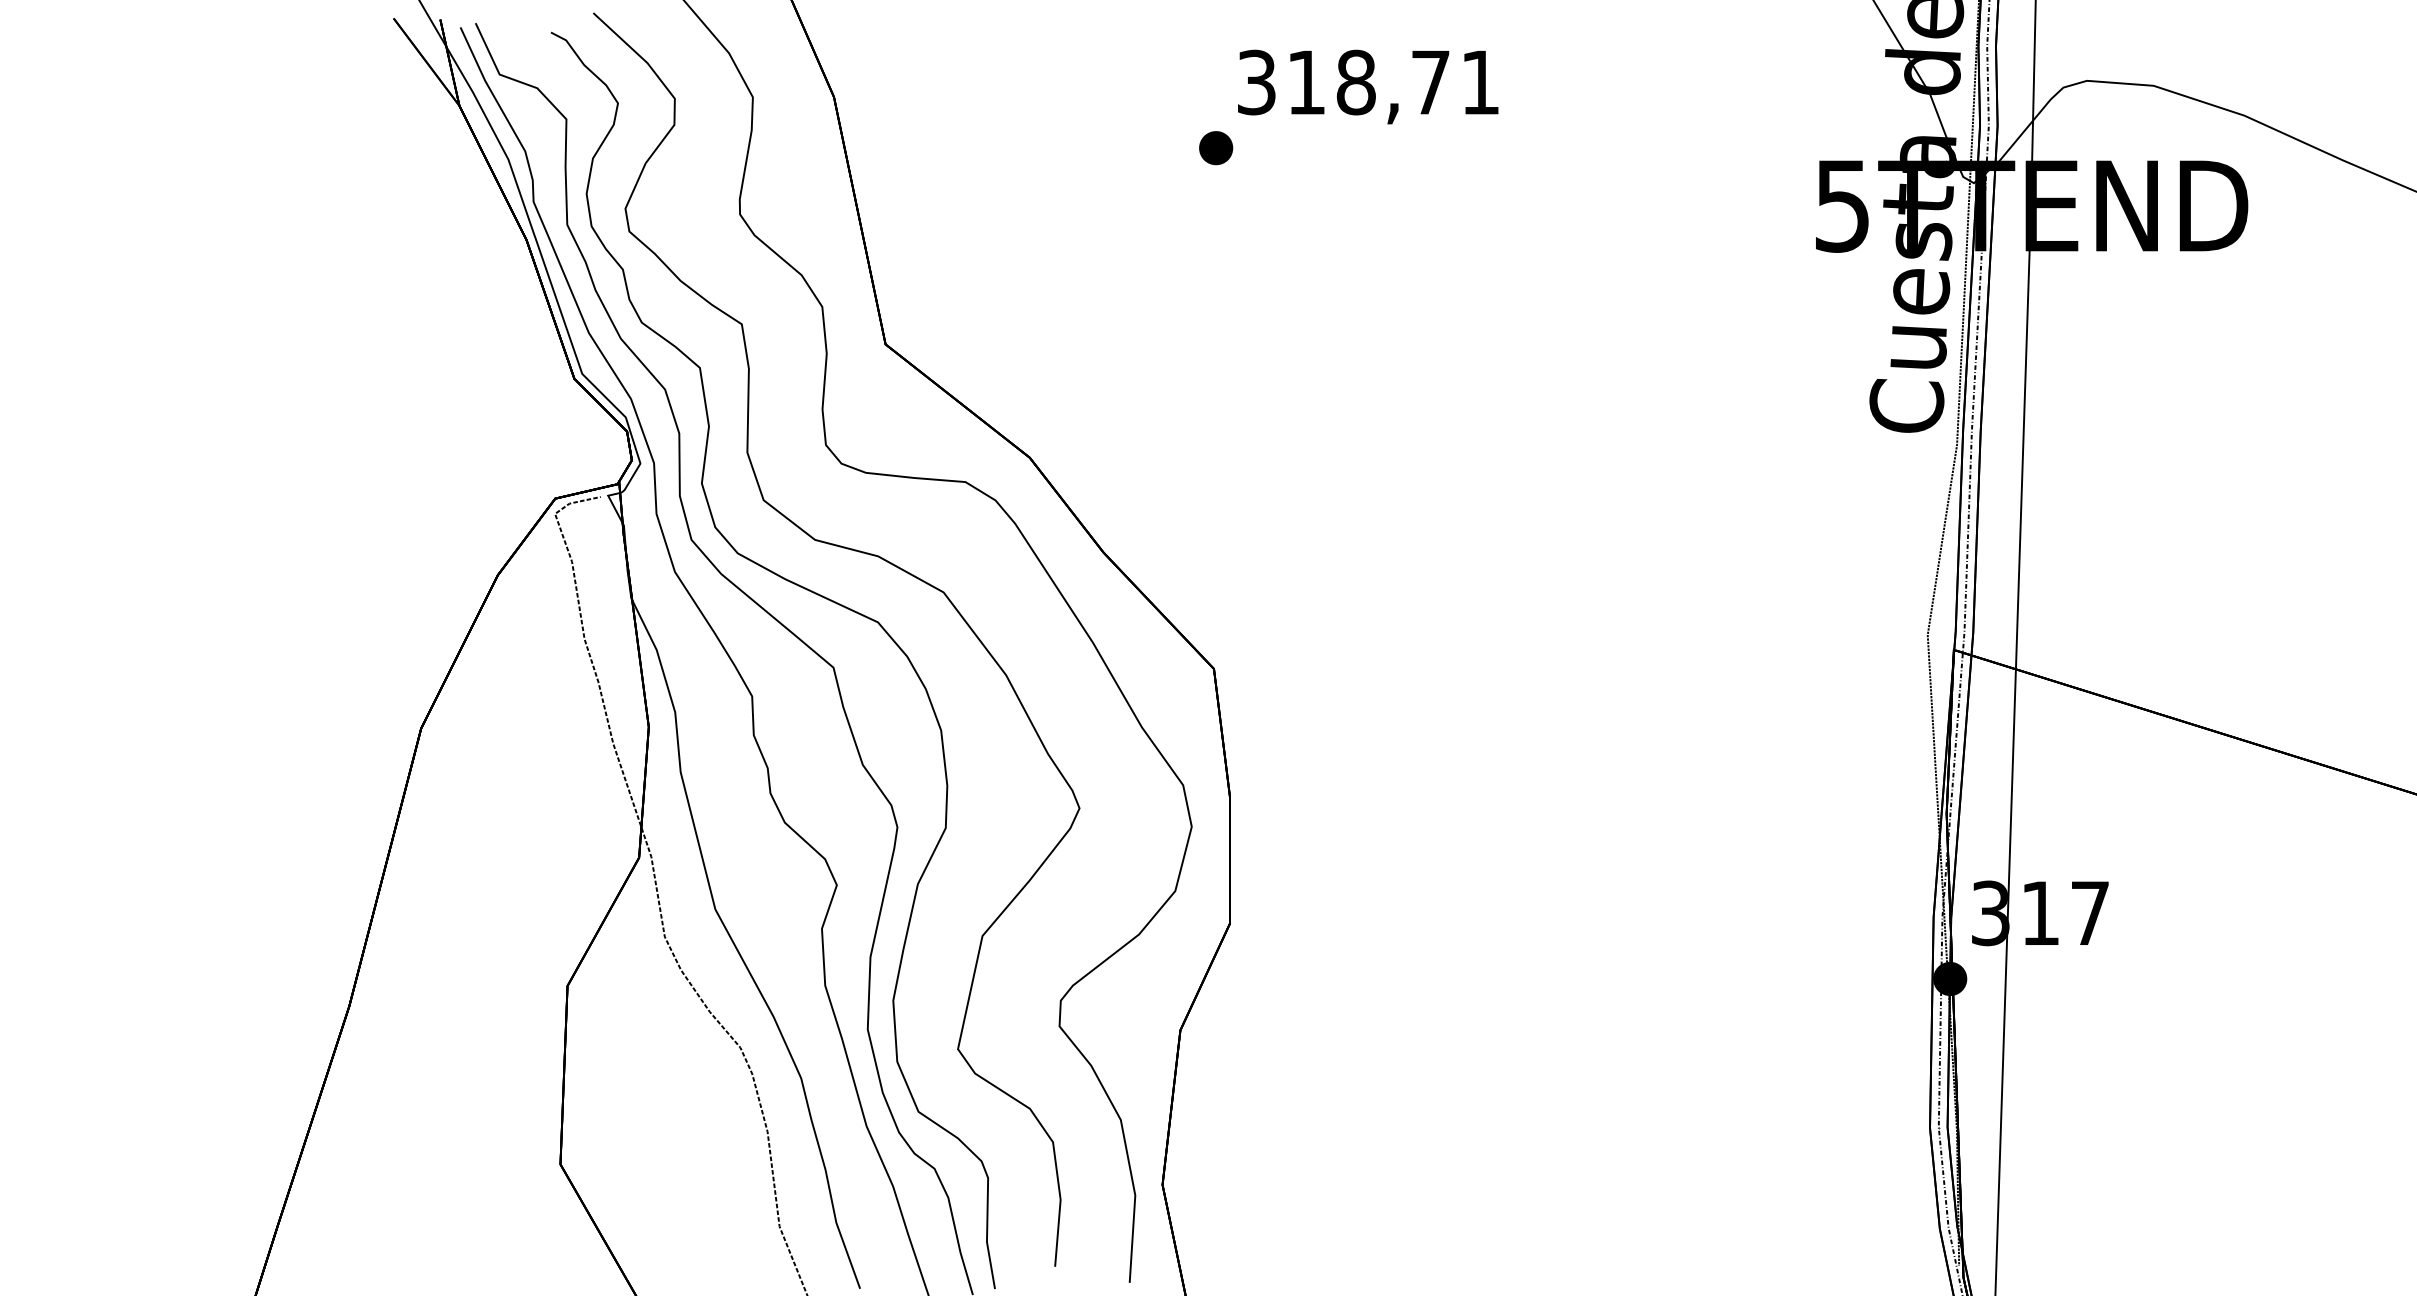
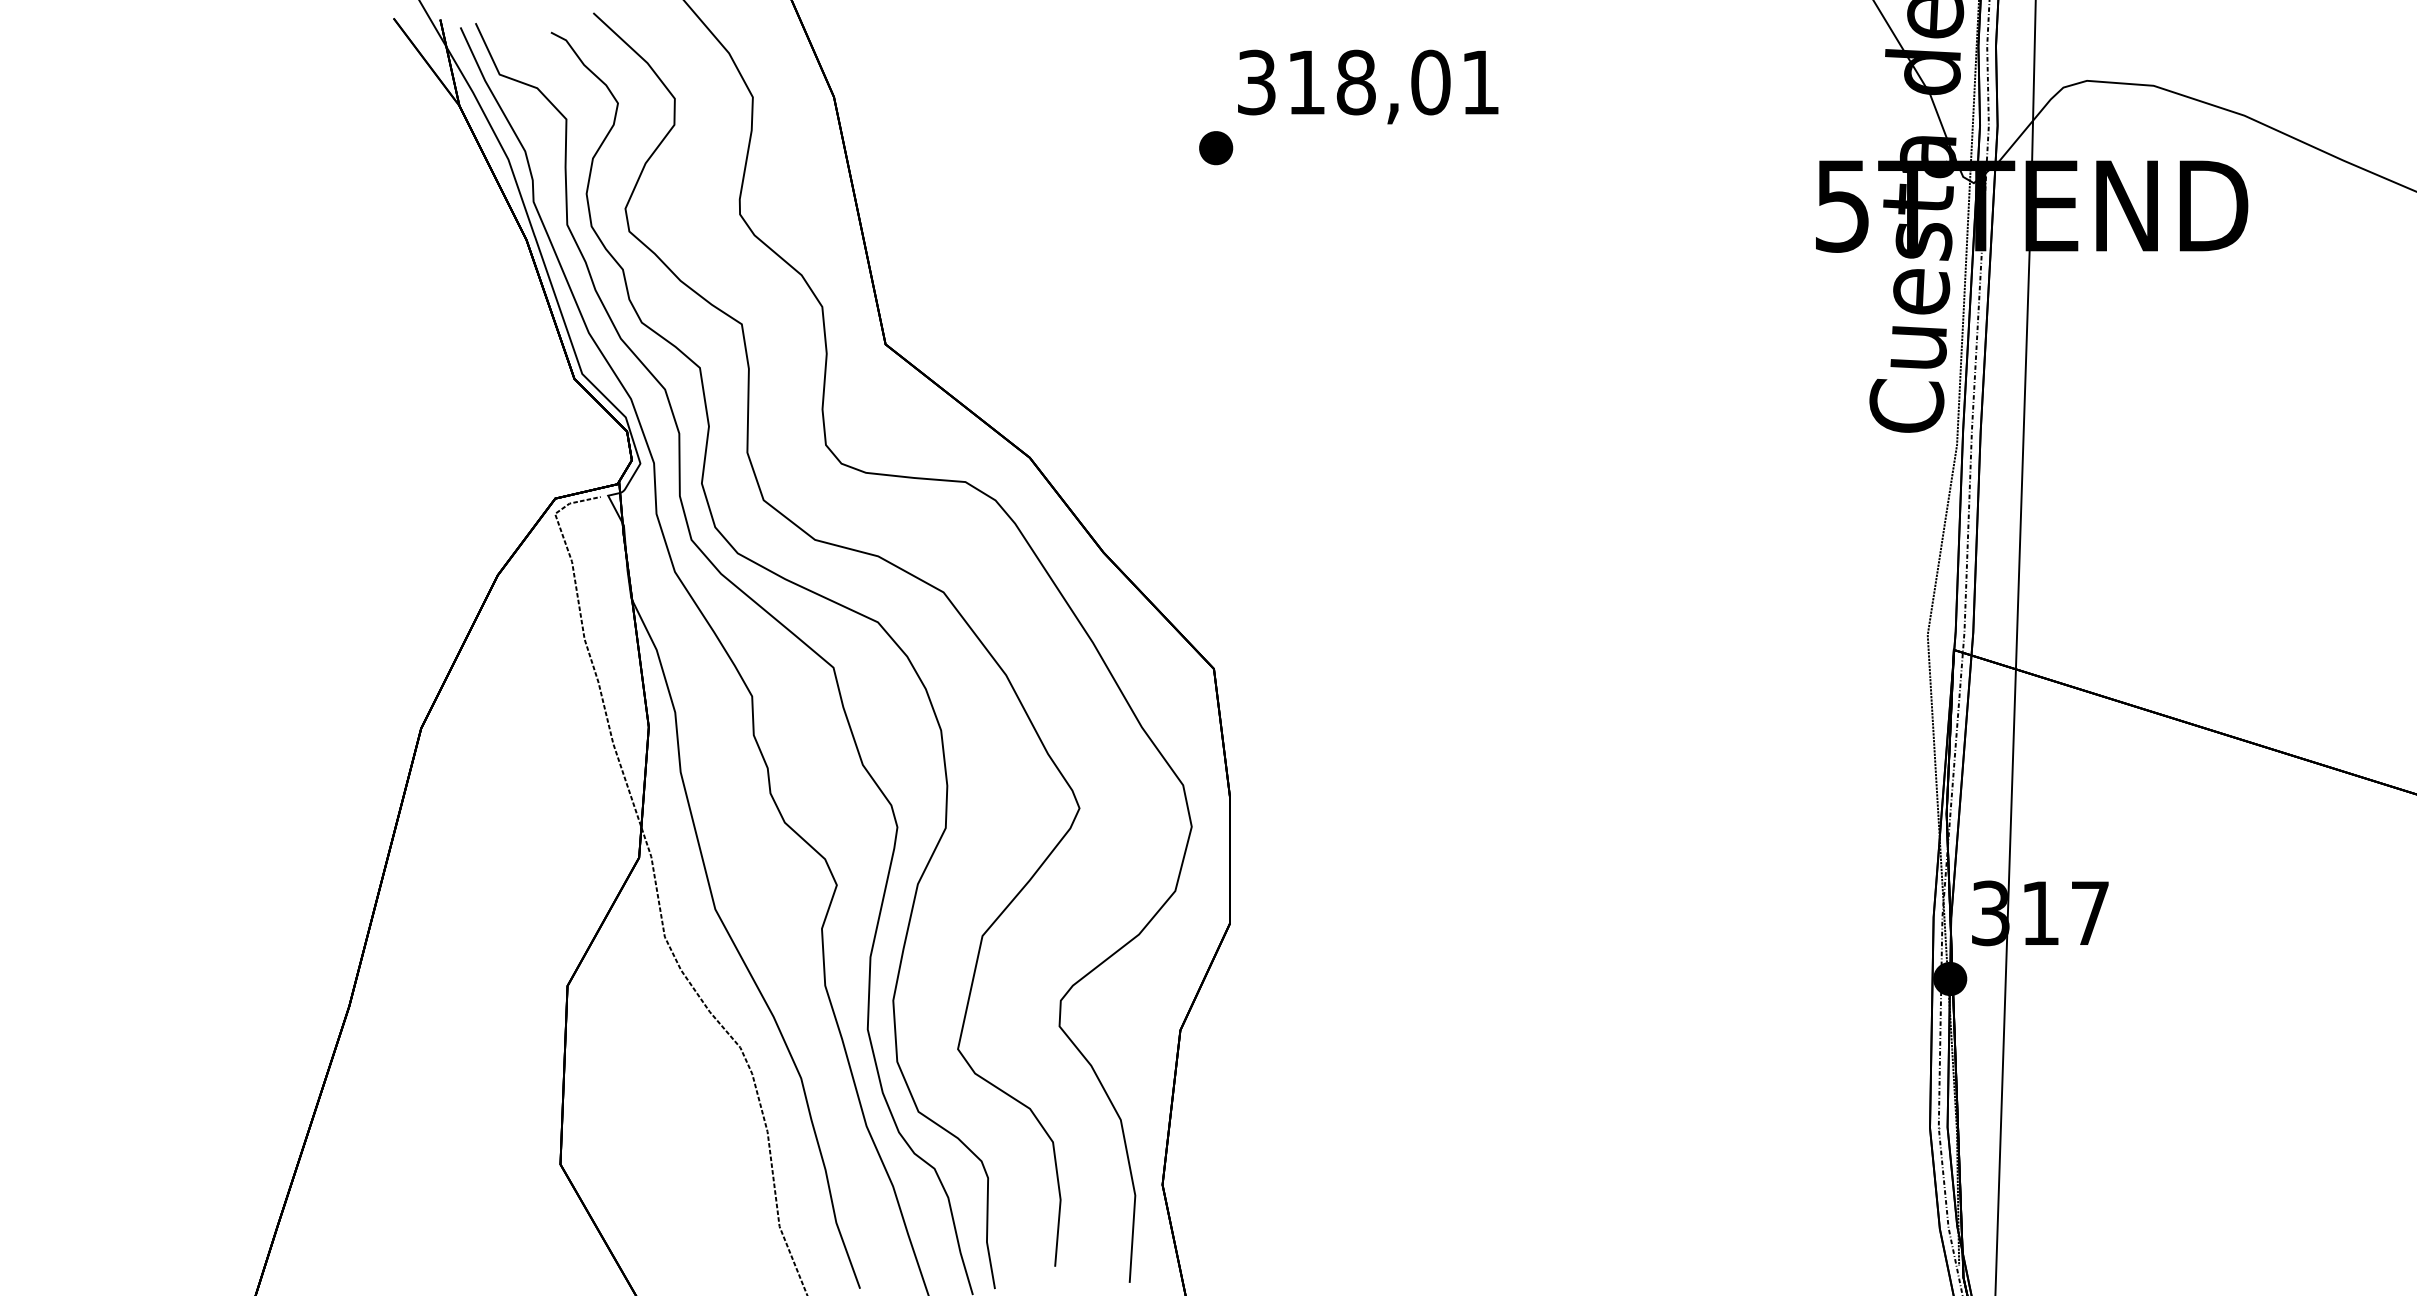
text: 318,71 -> 318,01 (1430, 82)
